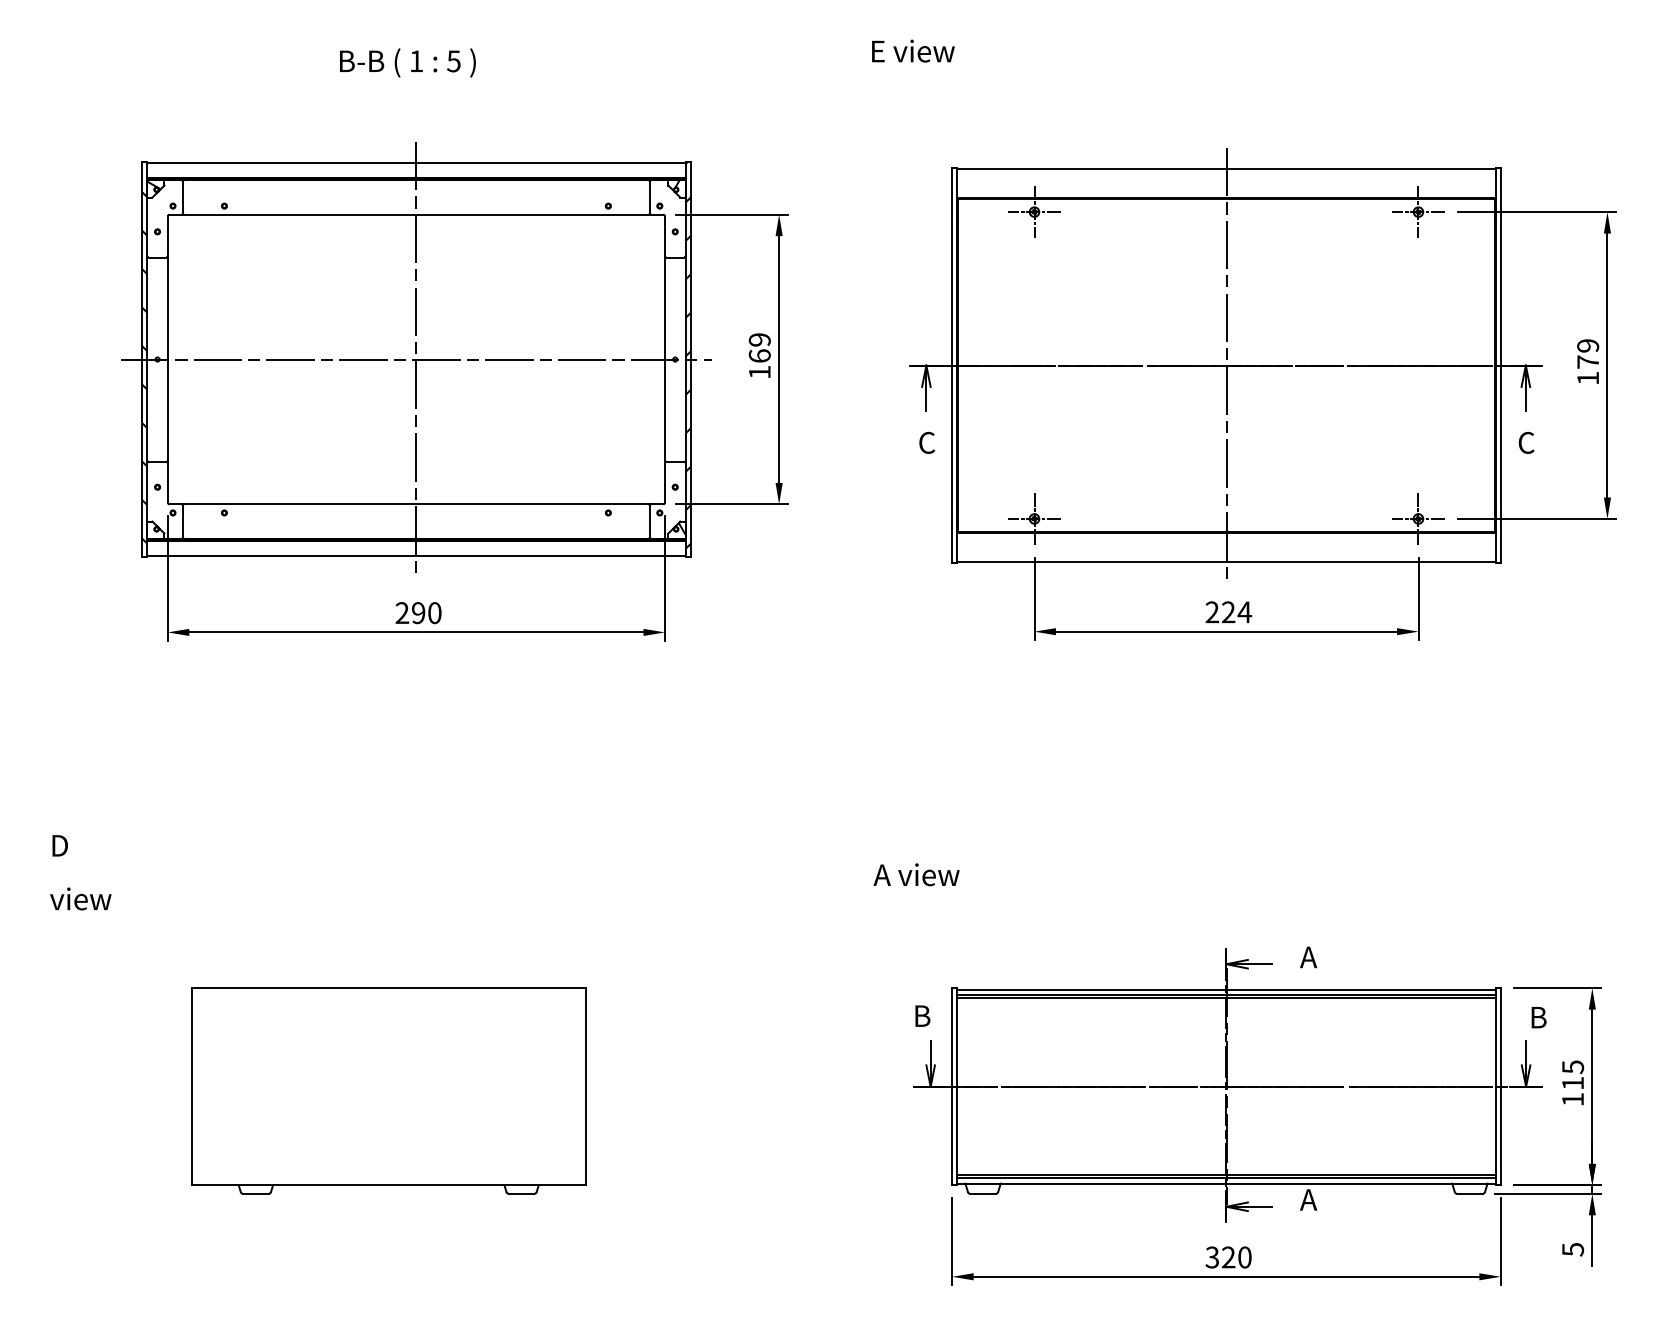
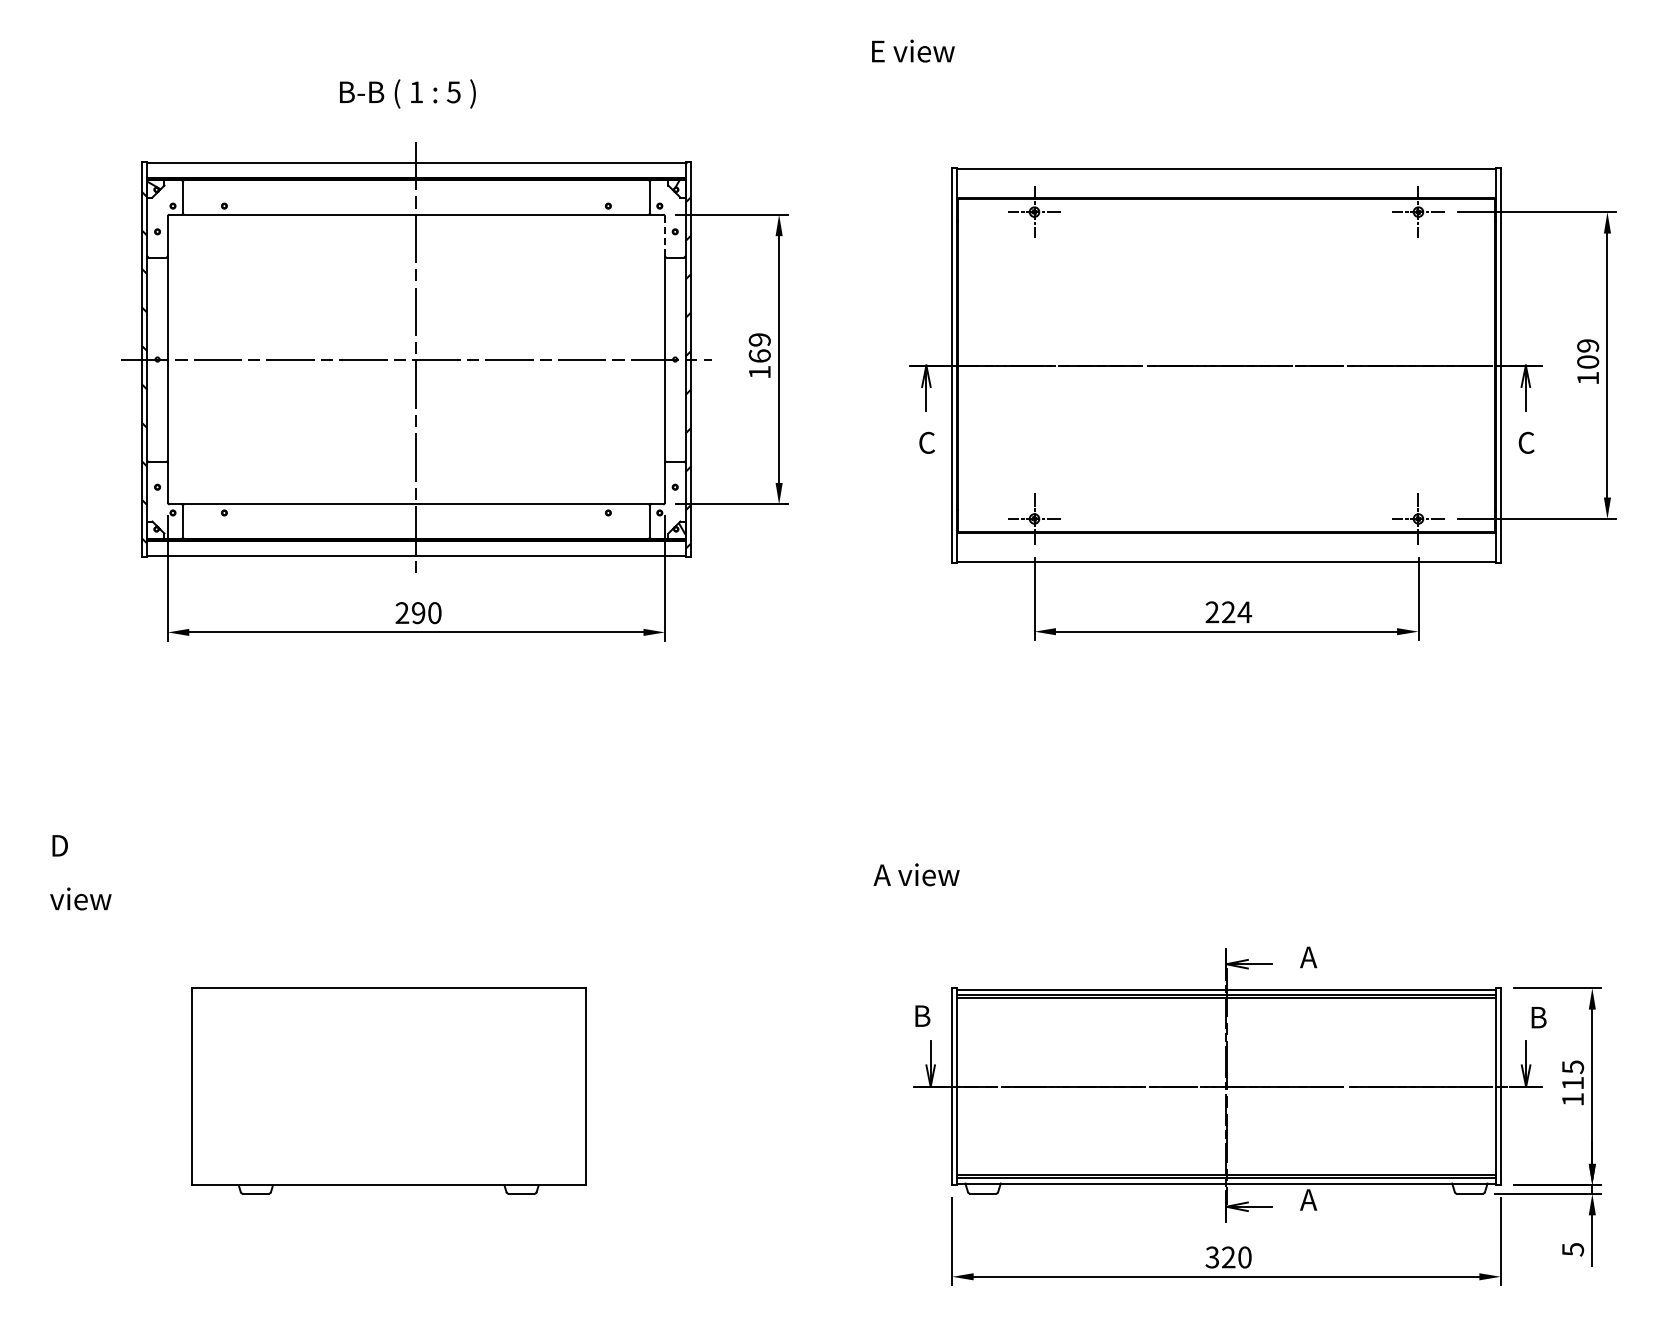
text position: (407, 62) -> (407, 93) (407, 93)
line: solid -> dashed (664, 236)
text: 179 -> 109 (1588, 361)
line: present -> none (1226, 365)
